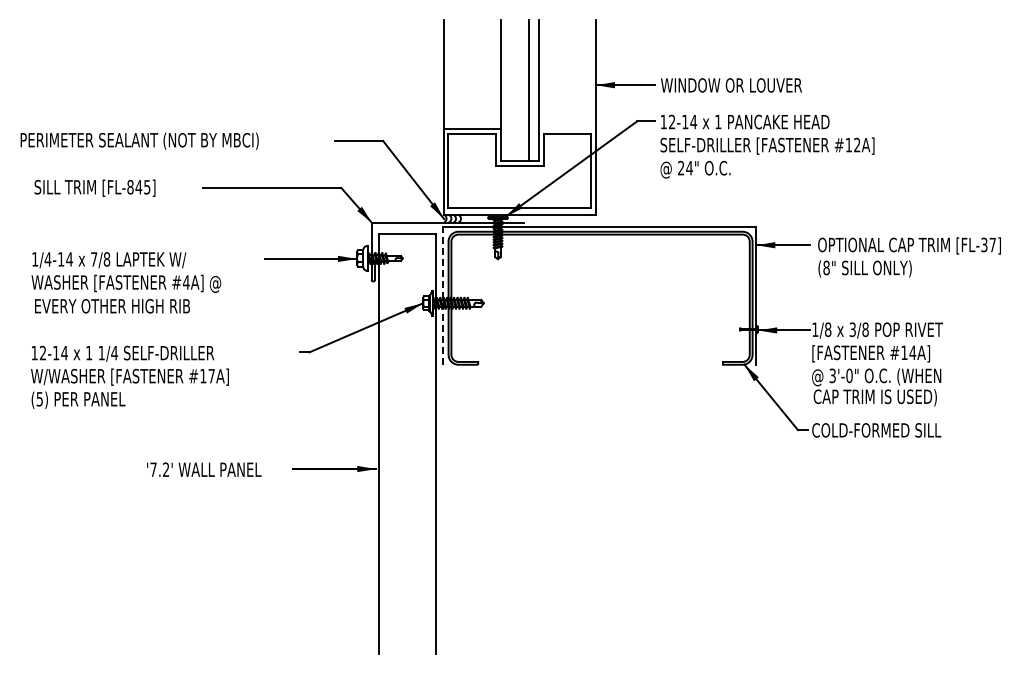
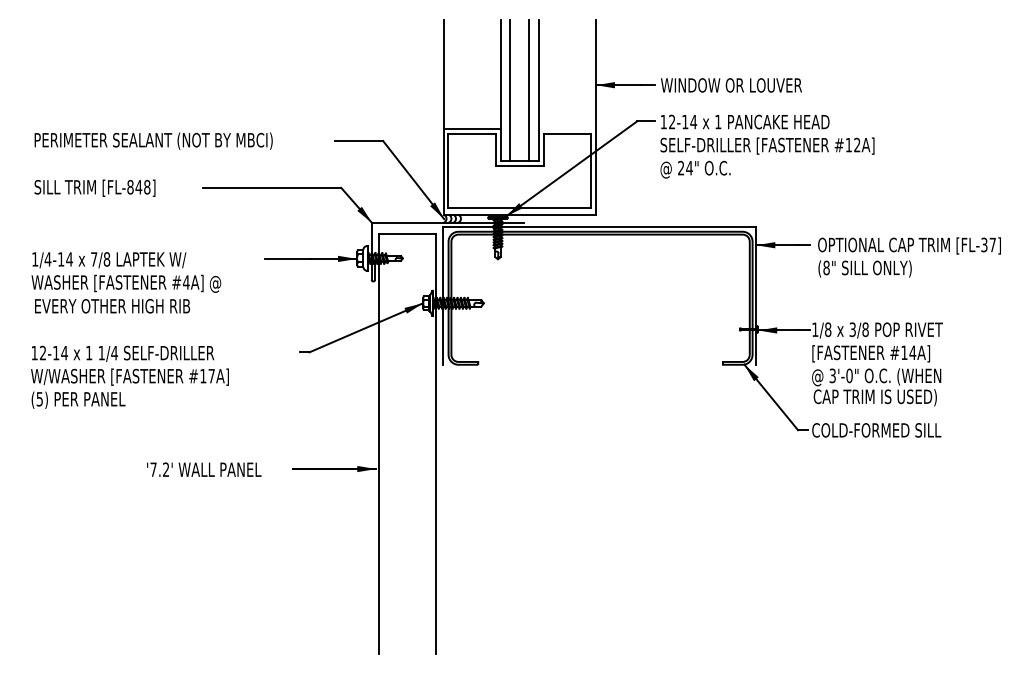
line: none -> present (510, 90)
text position: (139, 140) -> (153, 140) (153, 140)
text: [FL-845] -> [FL-848] (147, 187)
line: dashed -> solid (442, 296)
